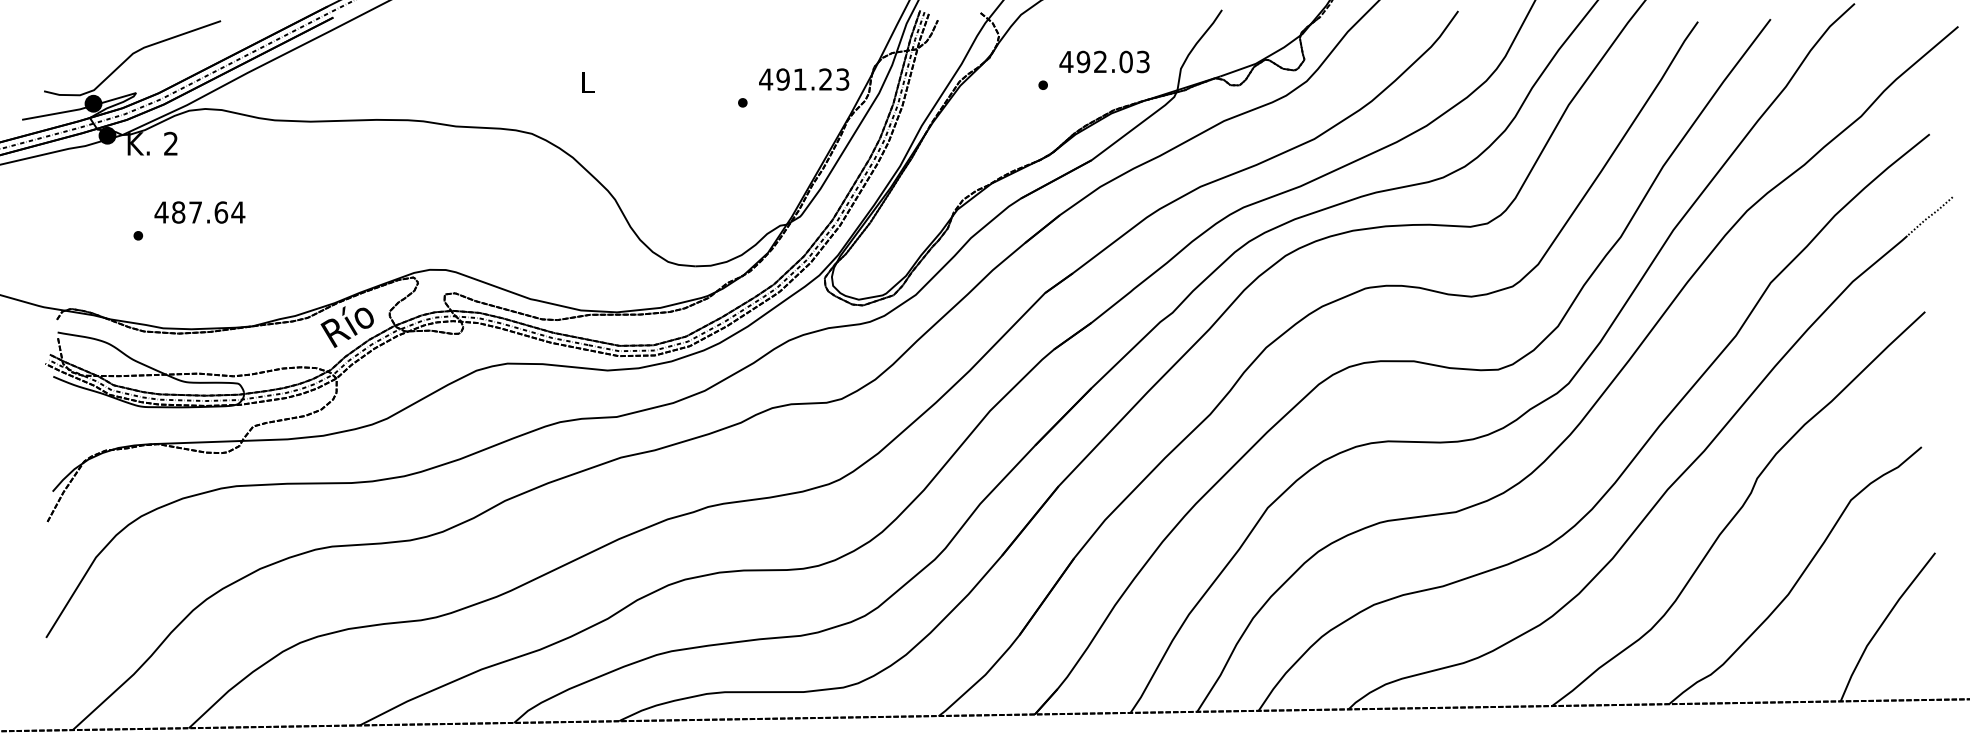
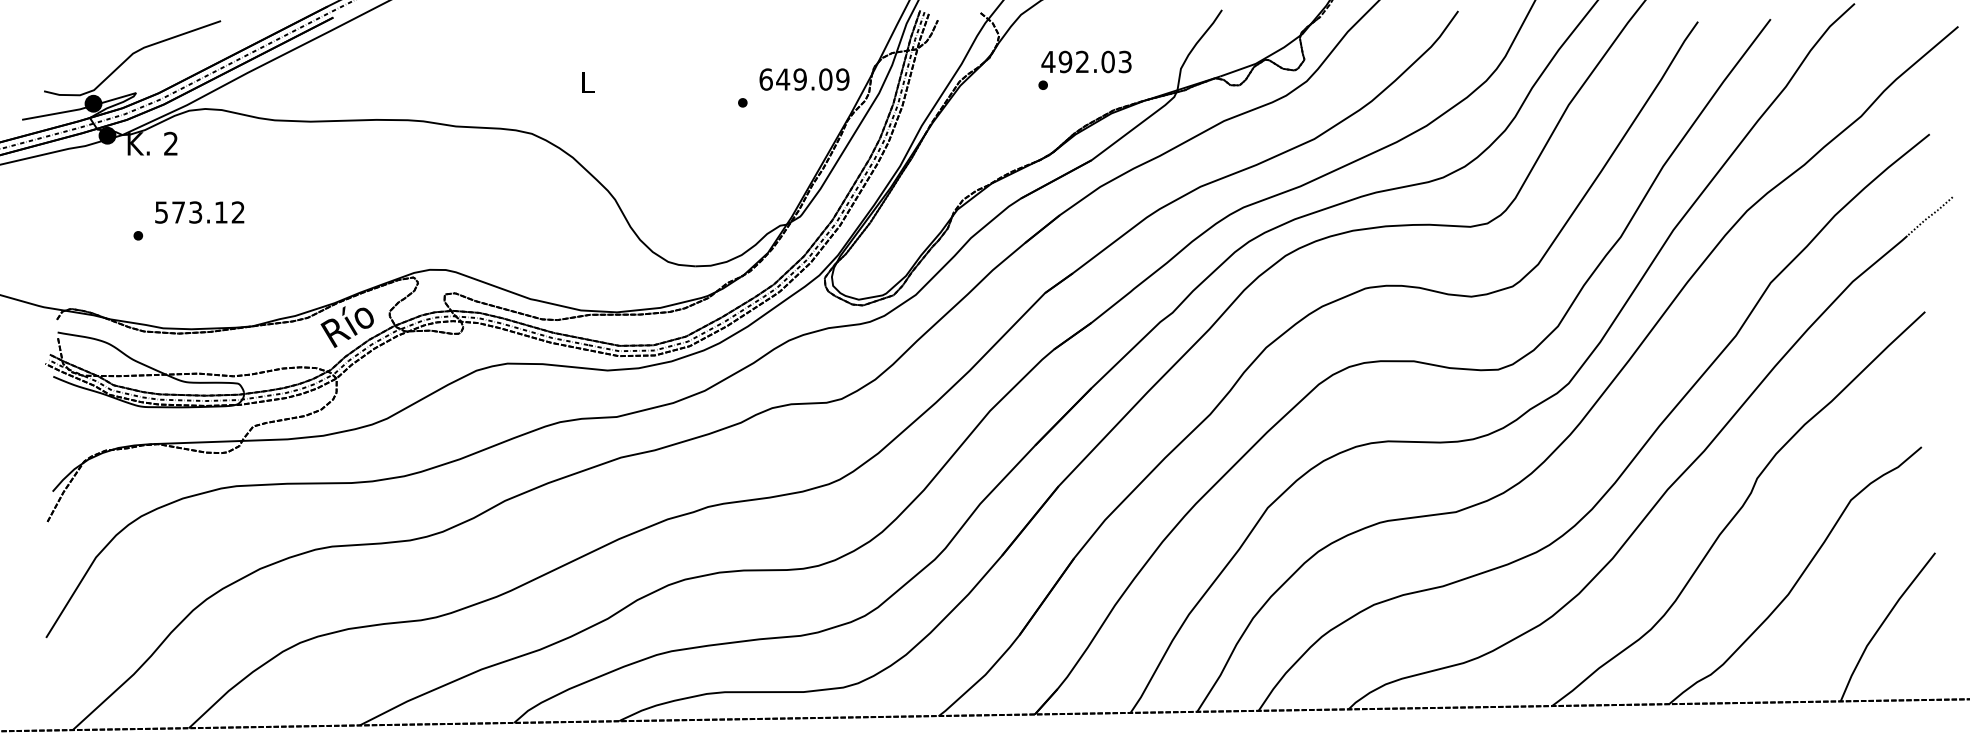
text position: (1104, 61) -> (1086, 61) (1086, 61)
text: 491.23 -> 649.09 (804, 79)
text: 487.64 -> 573.12 (199, 212)
